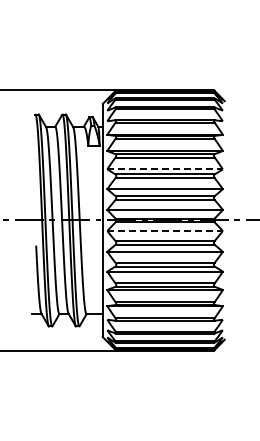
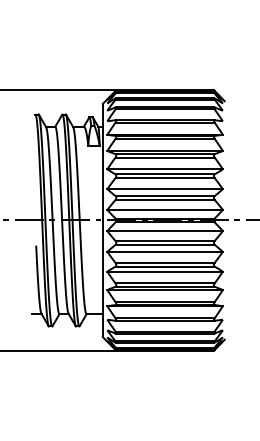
line: dashed -> solid (165, 169)
line: dashed -> solid (165, 231)
